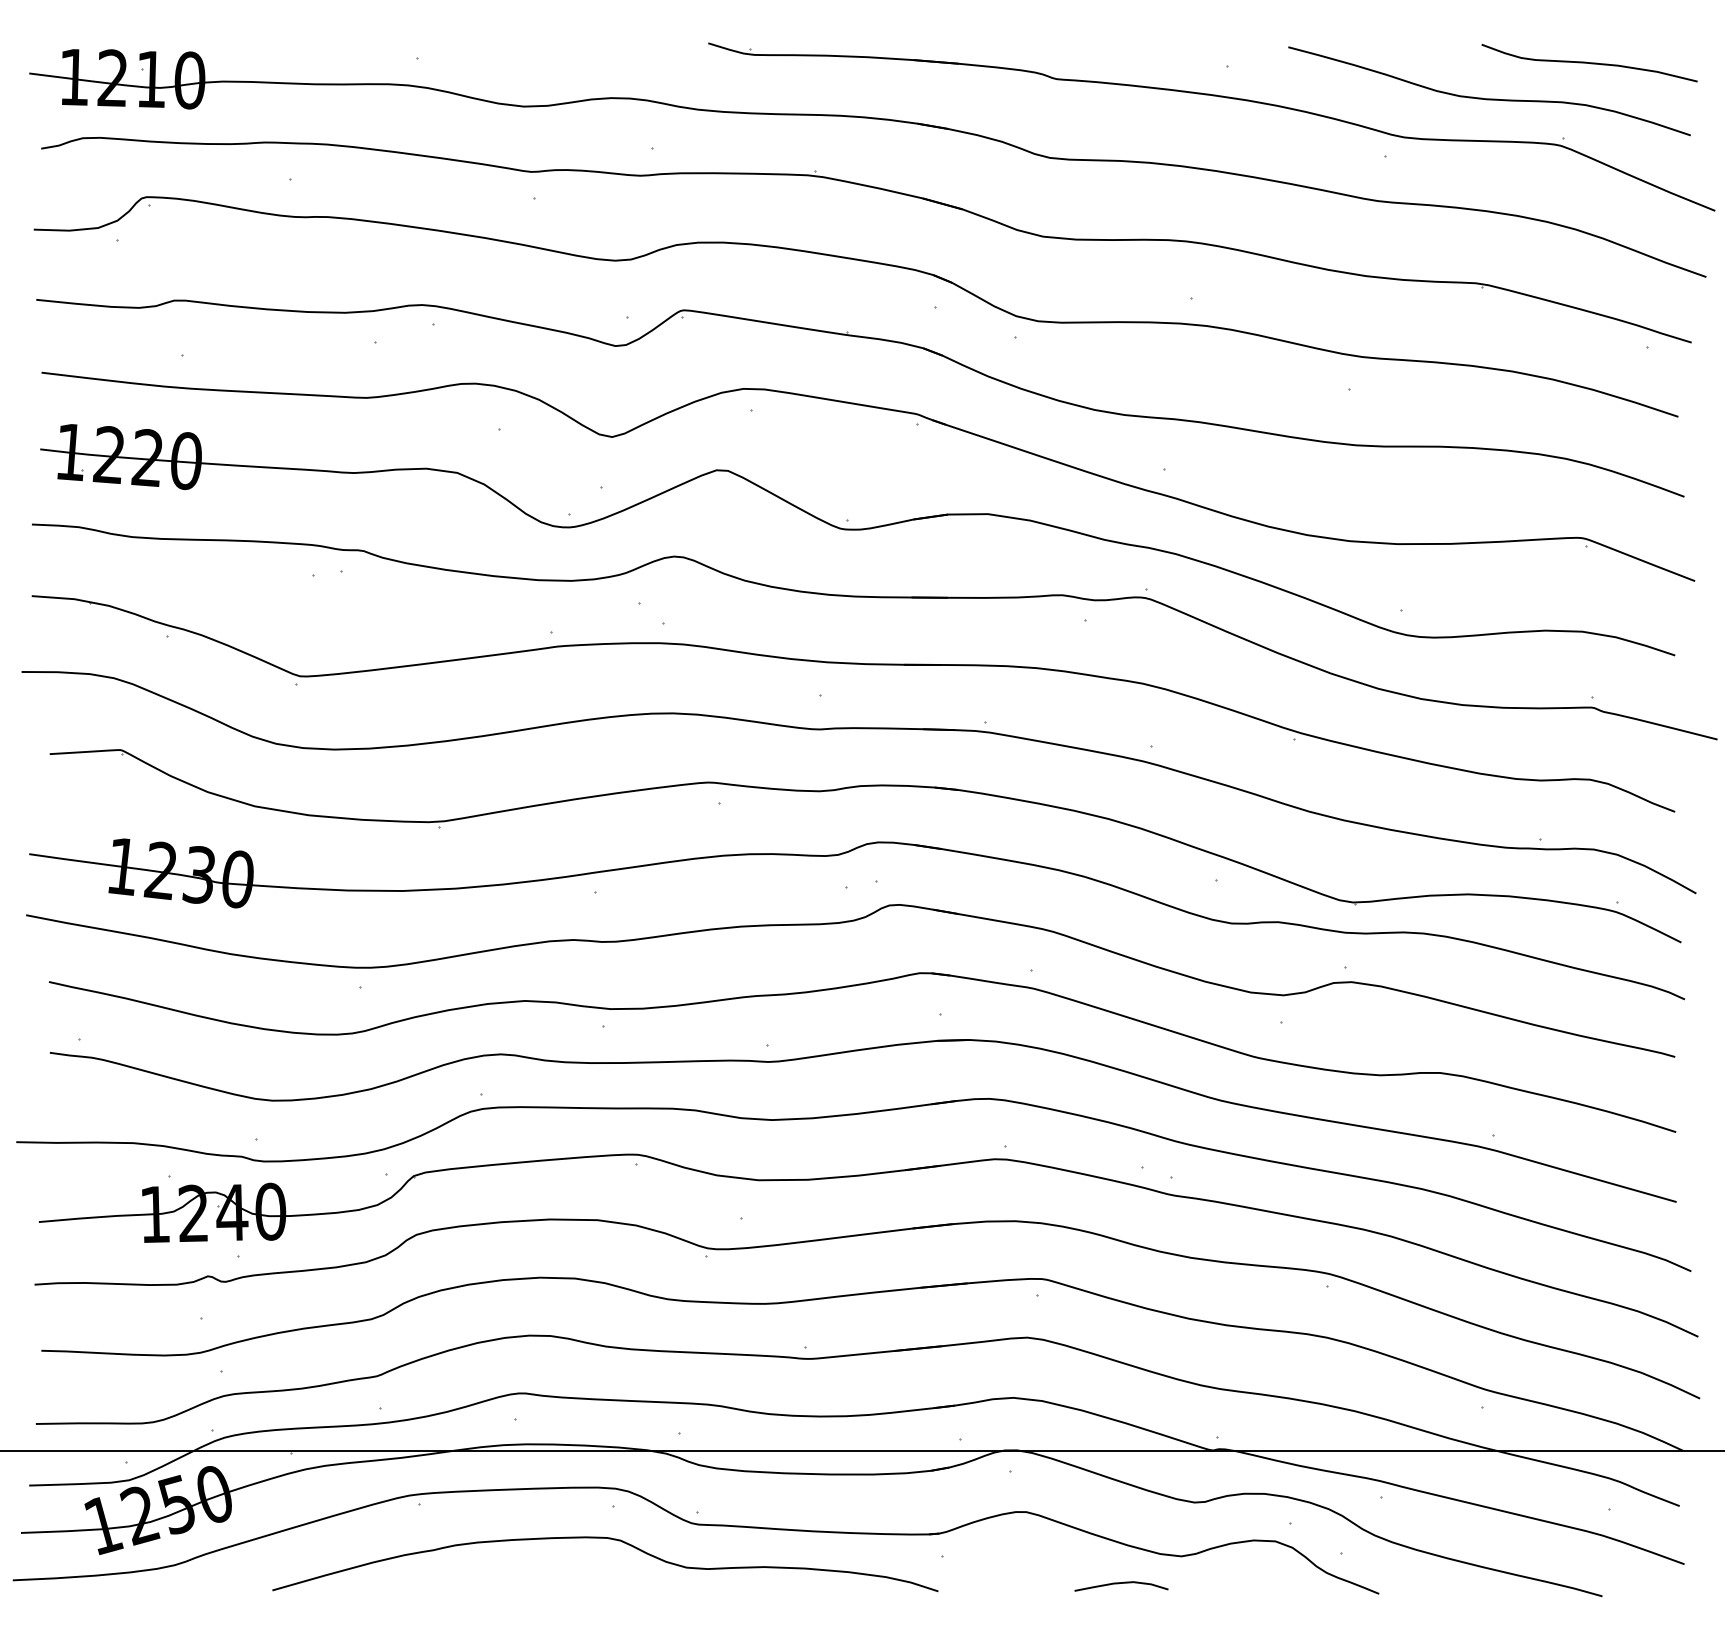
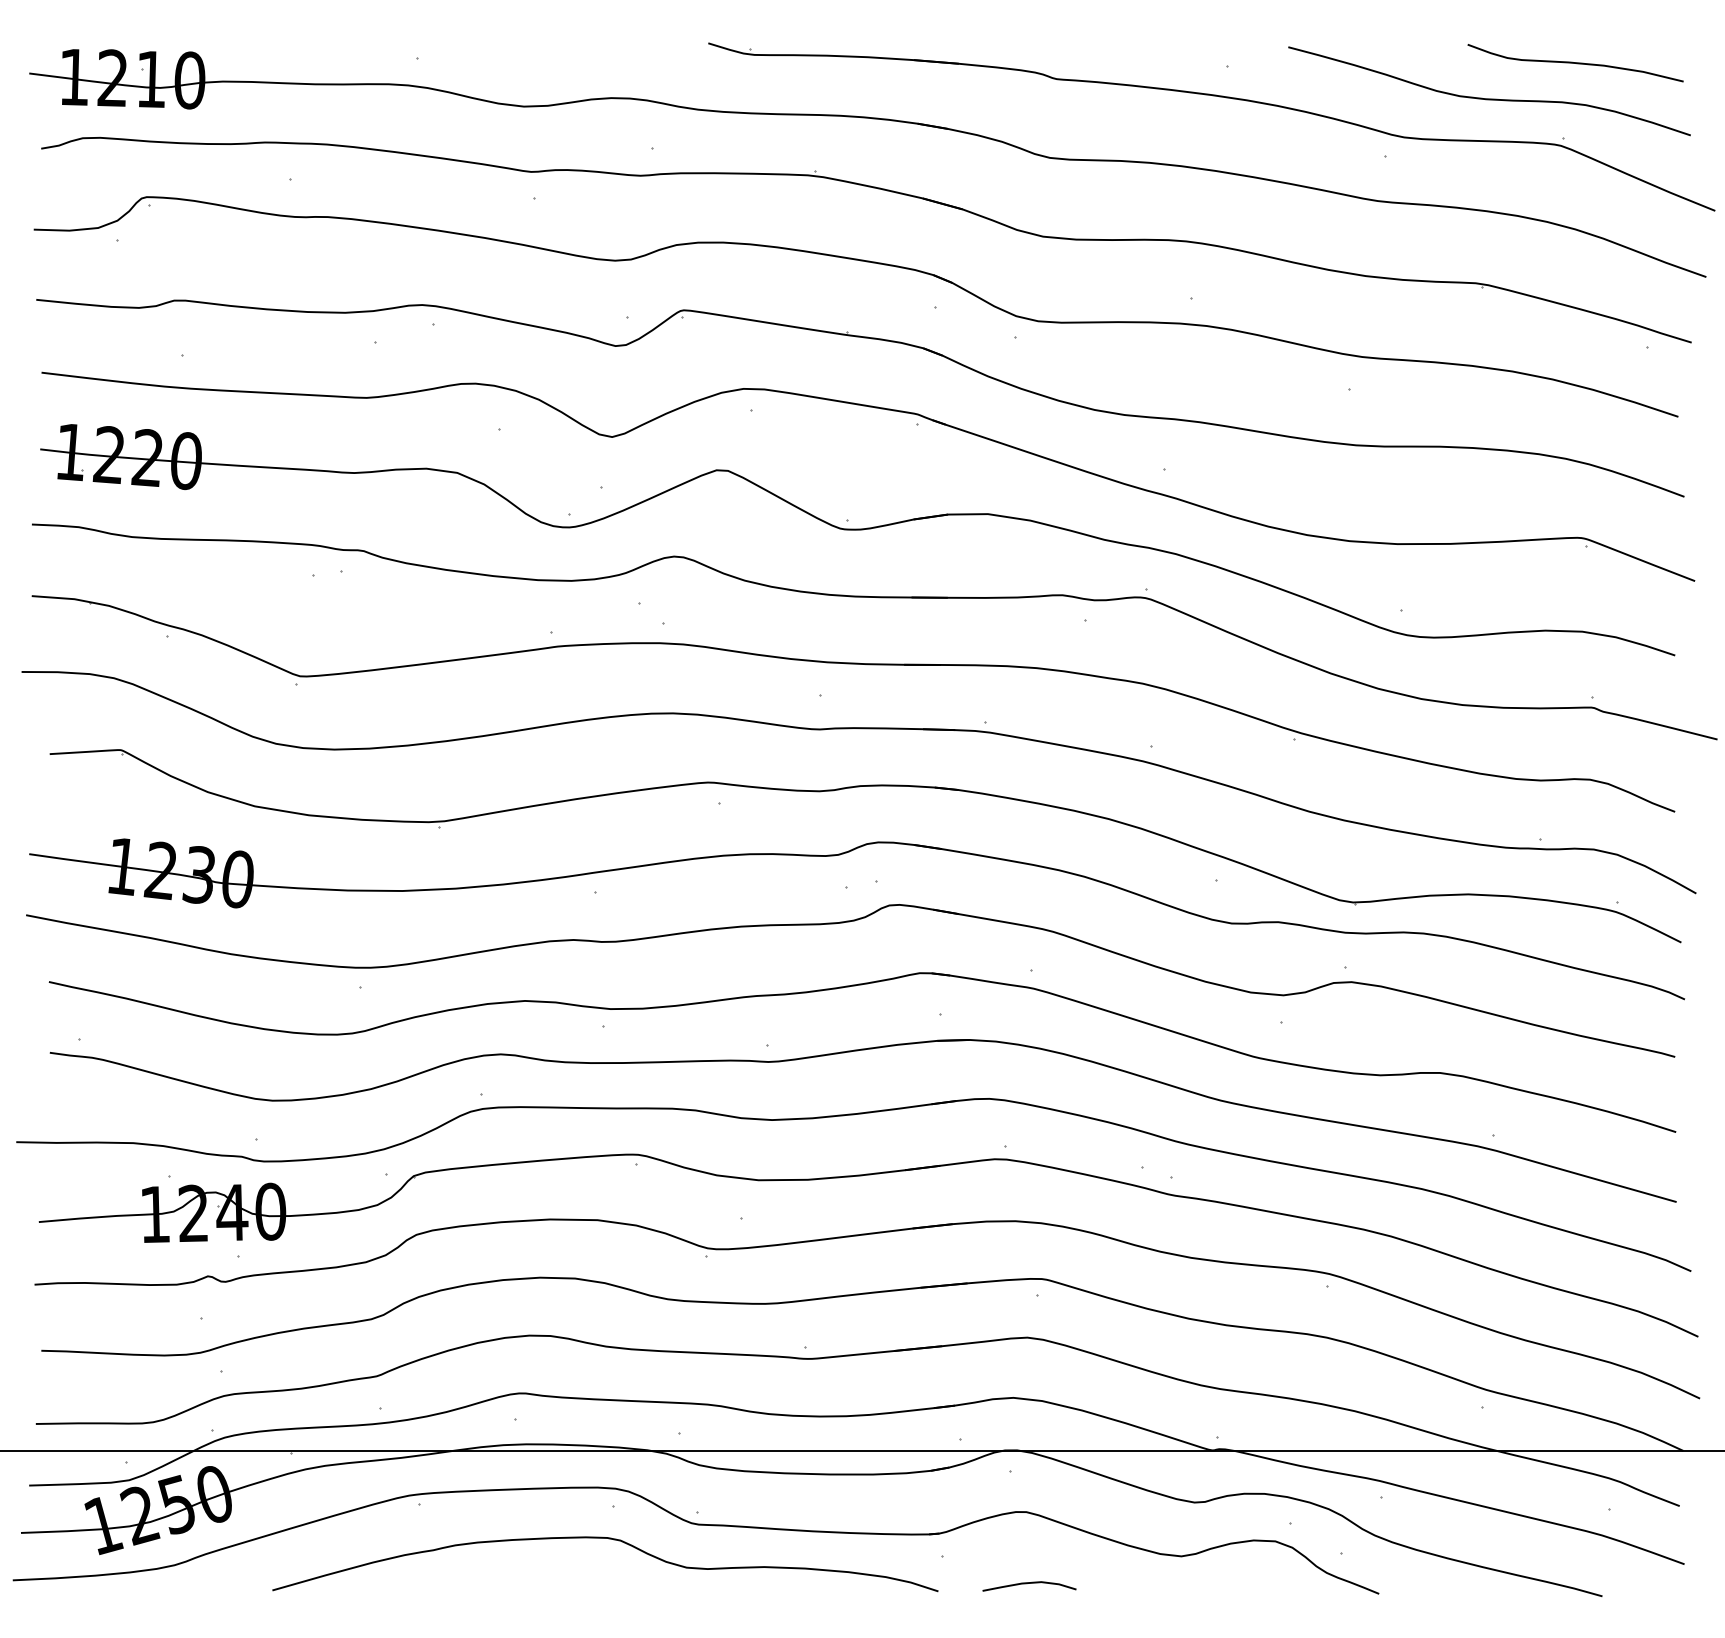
curve position: (1589, 63) -> (1575, 63) (1575, 63)
curve position: (1121, 1583) -> (1029, 1583) (1029, 1583)
